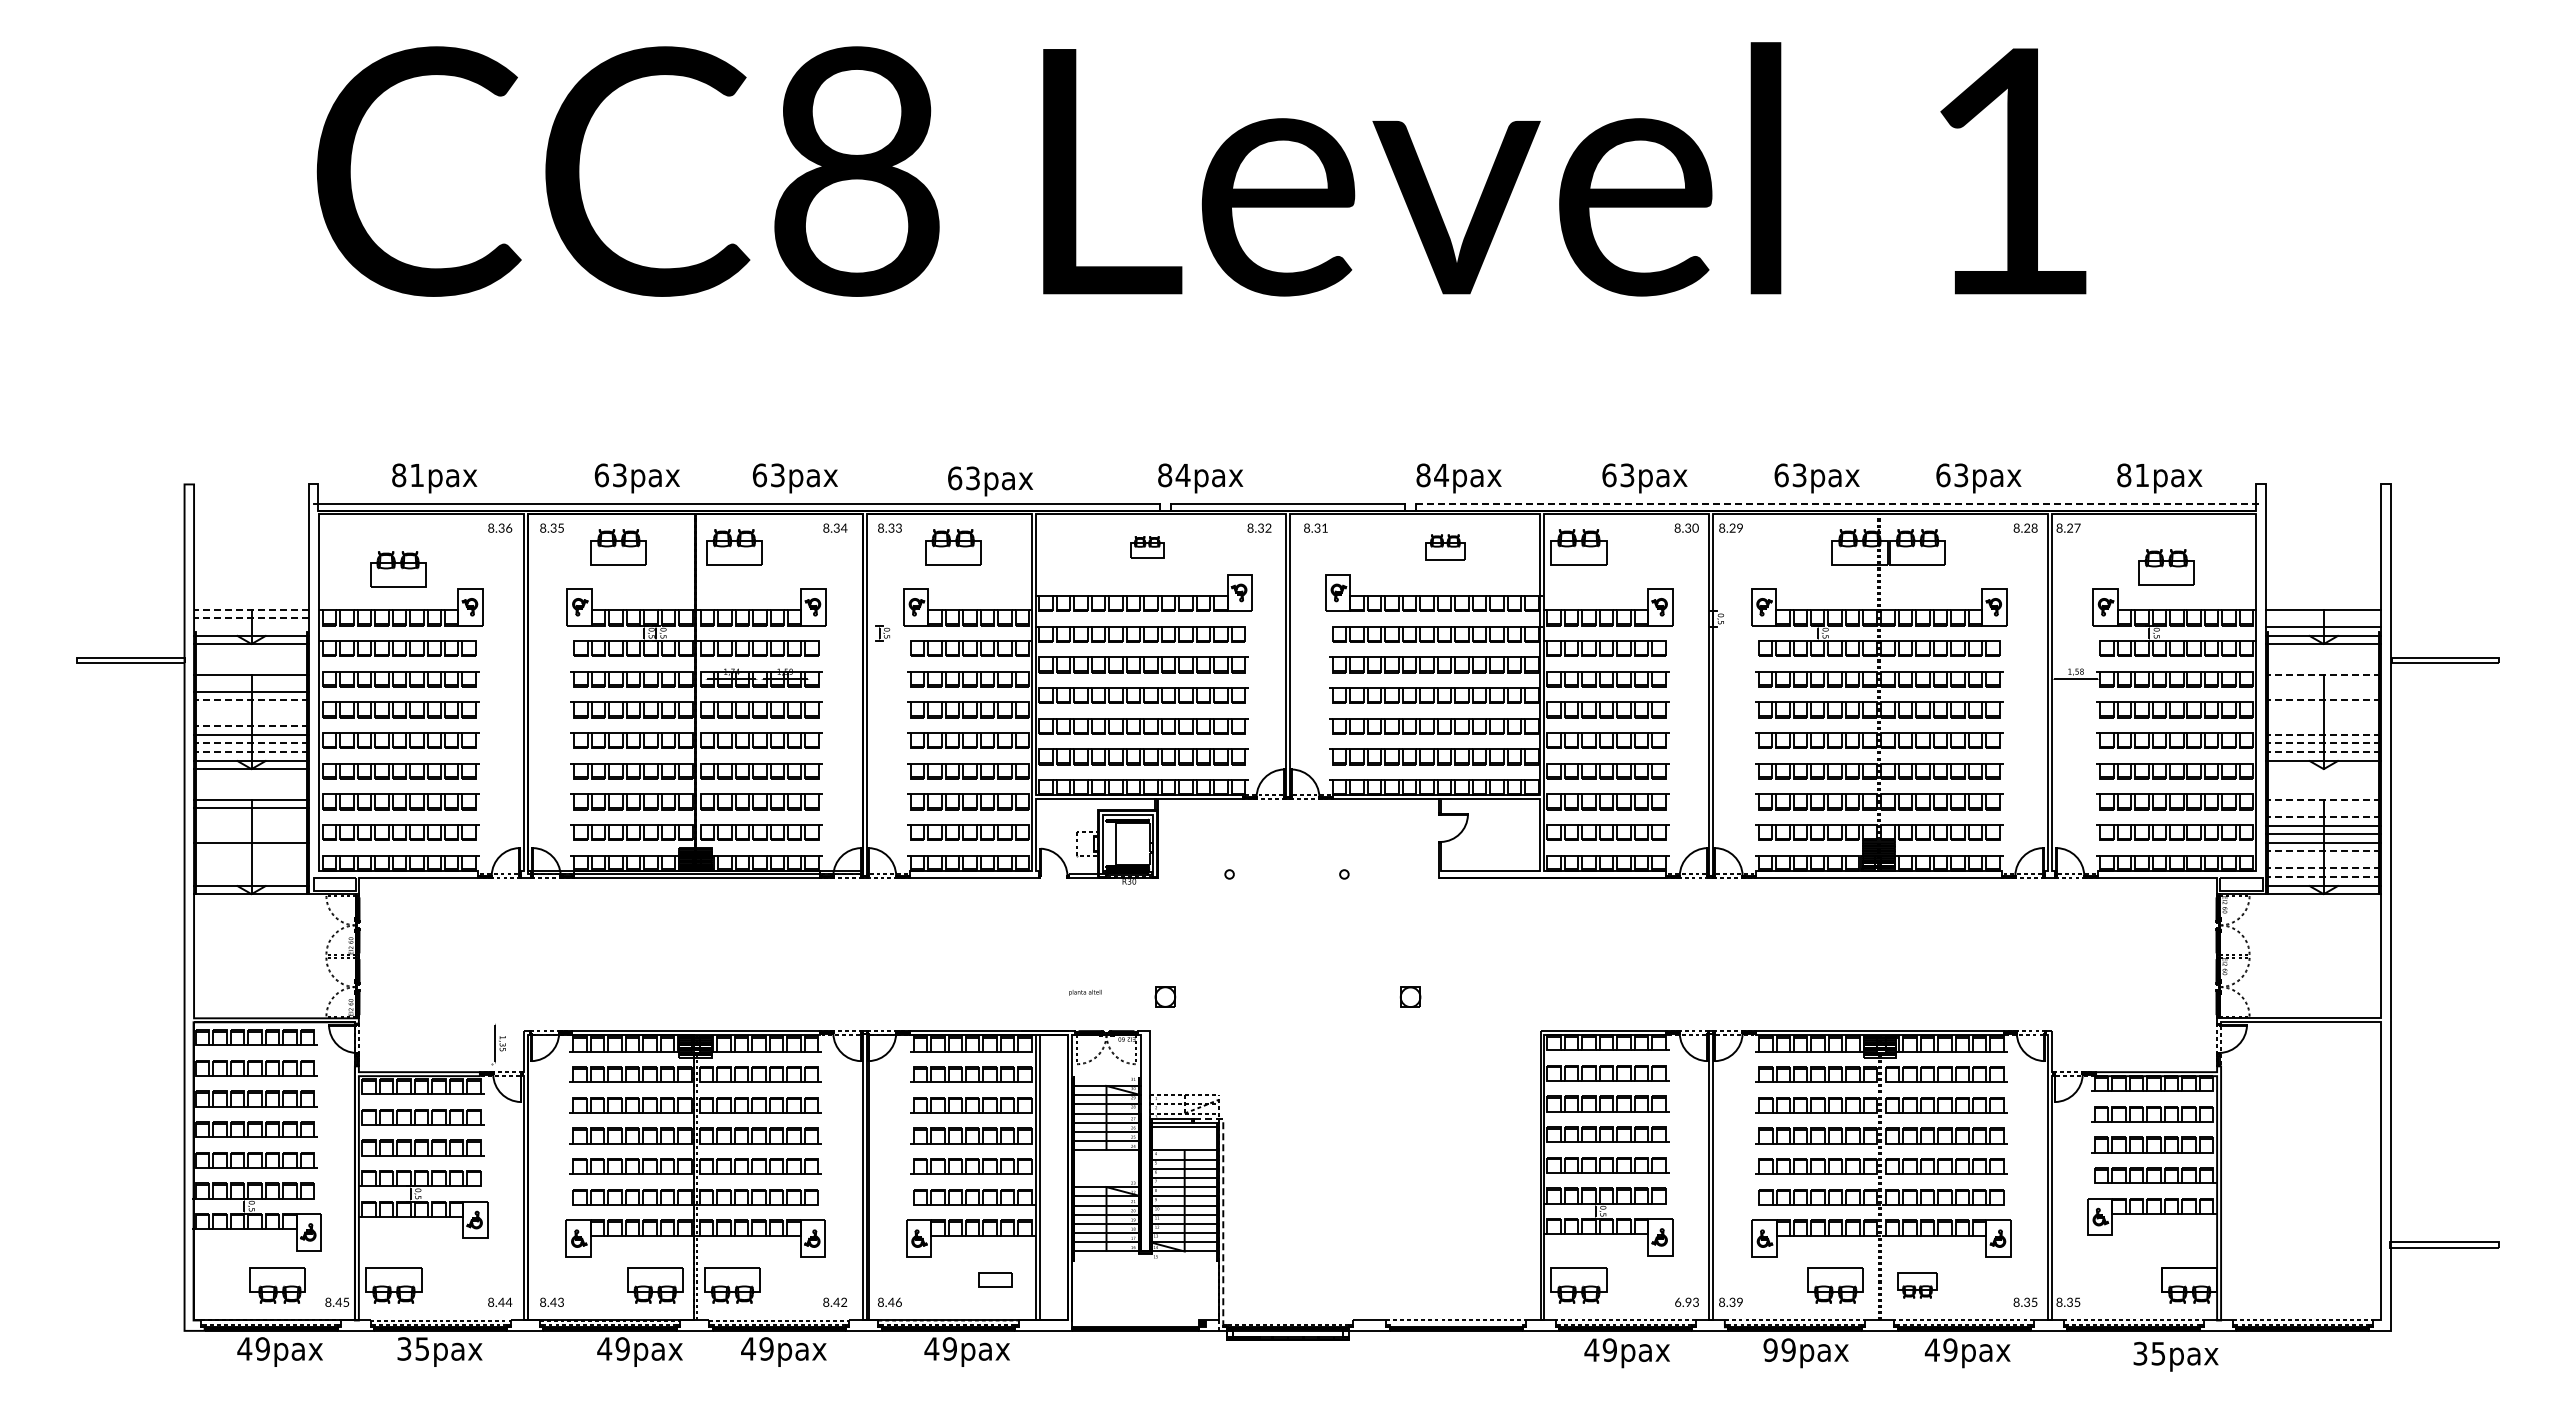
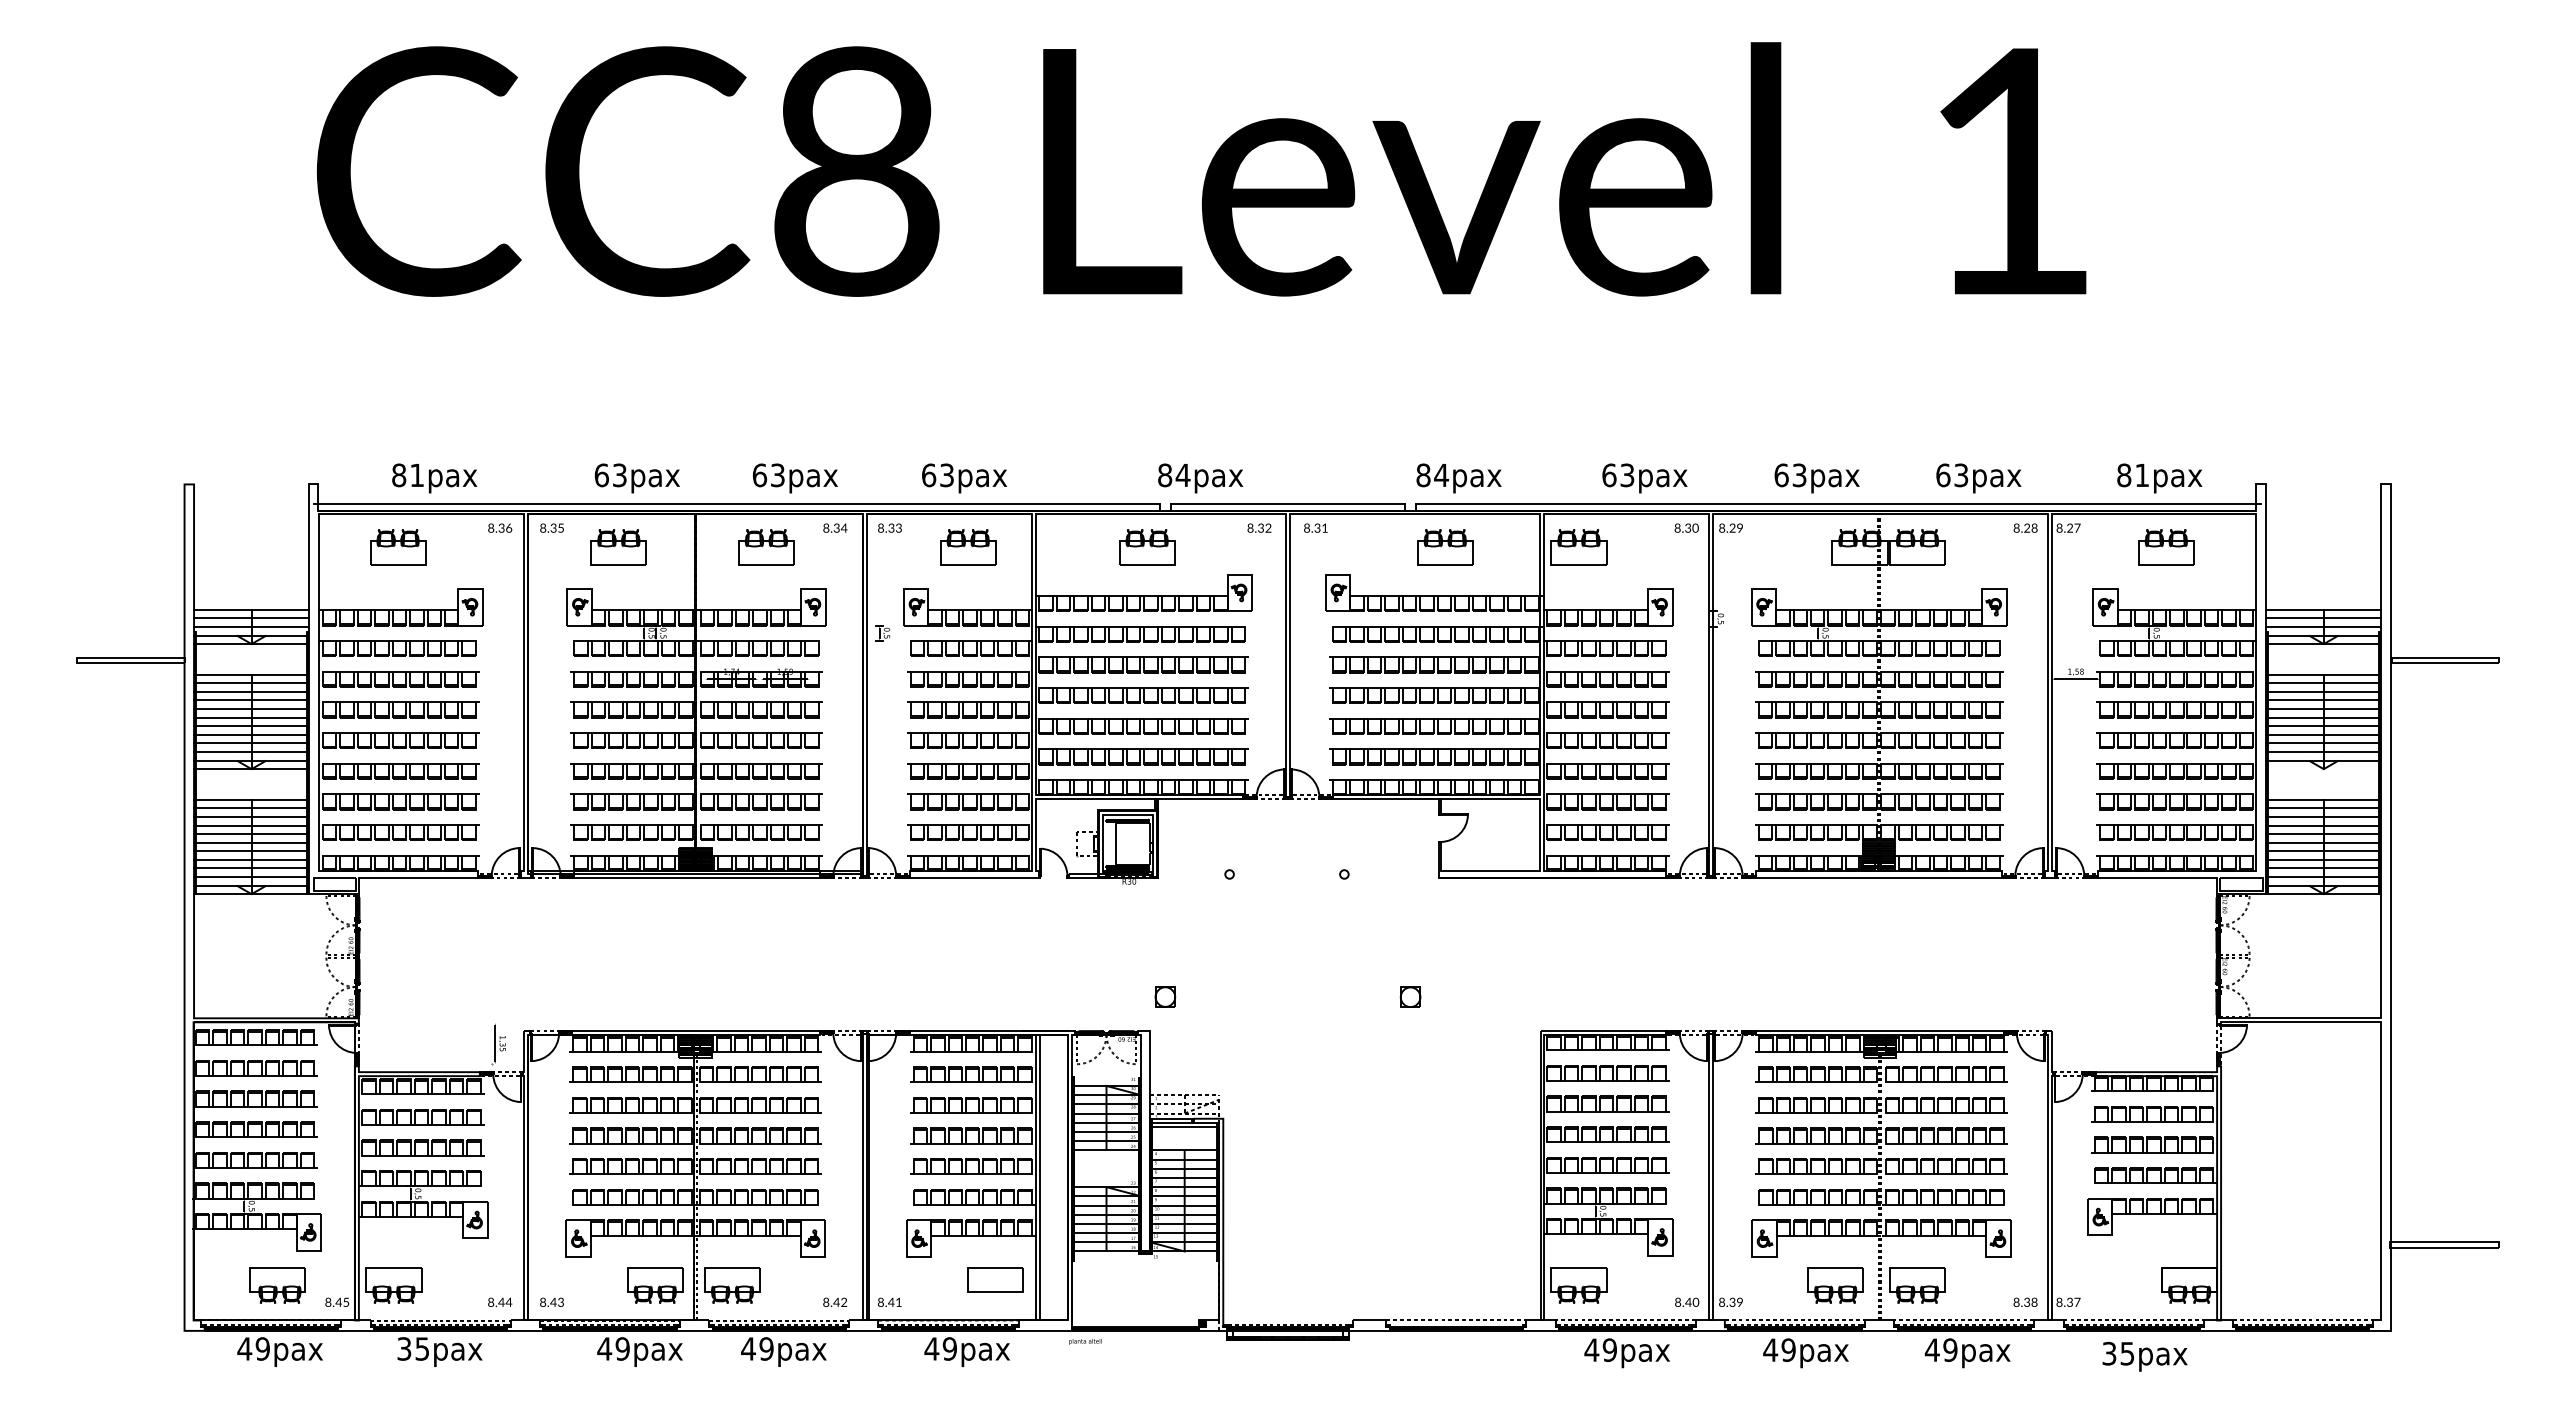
text position: (990, 481) -> (964, 478) (964, 478)
line: dashed -> solid (1838, 503)
part position: (734, 547) -> (766, 547) (766, 547)
part position: (953, 547) -> (968, 547) (968, 547)
part size: 35x23 px -> 57x37 px (1147, 547)
part size: 41x27 px -> 57x37 px (1445, 547)
part position: (2166, 567) -> (2166, 547) (2166, 547)
part position: (398, 569) -> (398, 547) (398, 547)
line: dashed -> solid (251, 609)
line: dashed -> solid (251, 618)
line: none -> present (2323, 618)
line: none -> present (251, 626)
line: dashed -> solid (2323, 674)
line: none -> present (251, 683)
line: none -> present (2323, 683)
line: none -> present (2323, 691)
line: dashed -> solid (251, 700)
line: dashed -> solid (2323, 700)
line: none -> present (251, 709)
line: none -> present (2323, 709)
line: none -> present (251, 717)
line: none -> present (2323, 717)
line: dashed -> solid (251, 726)
line: none -> present (2323, 726)
line: dashed -> solid (2323, 734)
line: dashed -> solid (251, 743)
line: dashed -> solid (2323, 743)
line: dashed -> solid (251, 751)
line: dashed -> solid (2323, 751)
line: dashed -> solid (2323, 799)
line: none -> present (2323, 808)
line: none -> present (251, 816)
line: dashed -> solid (2323, 816)
line: none -> present (251, 825)
line: none -> present (251, 834)
line: none -> present (251, 851)
line: dashed -> solid (2323, 851)
line: none -> present (251, 859)
line: none -> present (2323, 859)
line: none -> present (251, 868)
line: dashed -> solid (2323, 868)
line: none -> present (251, 877)
line: dashed -> solid (2323, 877)
text position: (1085, 992) -> (1085, 1341) (1085, 1341)
line: dashed -> solid (1223, 1207)
part size: 35x16 px -> 57x26 px (995, 1279)
part size: 41x27 px -> 57x37 px (1917, 1285)
text: 8.46 -> 8.41 (898, 1301)
text: 6.93 -> 8.40 (1687, 1301)
text: 8.35 -> 8.38 (2034, 1301)
text: 8.35 -> 8.37 (2077, 1301)
text: 99pax -> 49pax (1770, 1349)
text position: (2175, 1356) -> (2144, 1356) (2144, 1356)
